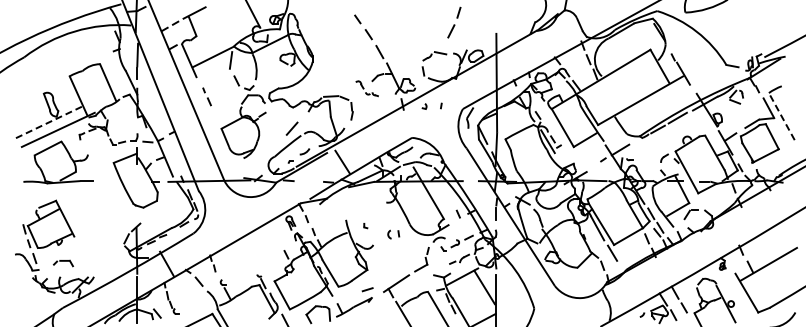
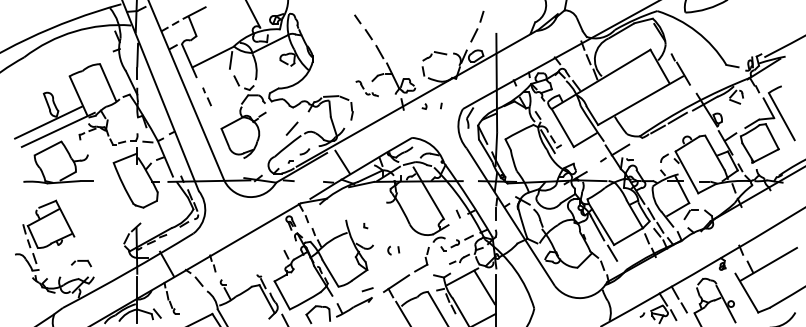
part position: (454, 22) -> (477, 26) (477, 26)
line: dashed -> solid (781, 116)
line: dashed -> solid (48, 122)
part position: (393, 234) -> (393, 250) (393, 250)
part position: (62, 263) -> (80, 263) (80, 263)
